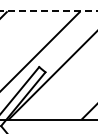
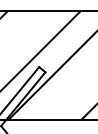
line: dashed -> solid (49, 11)
